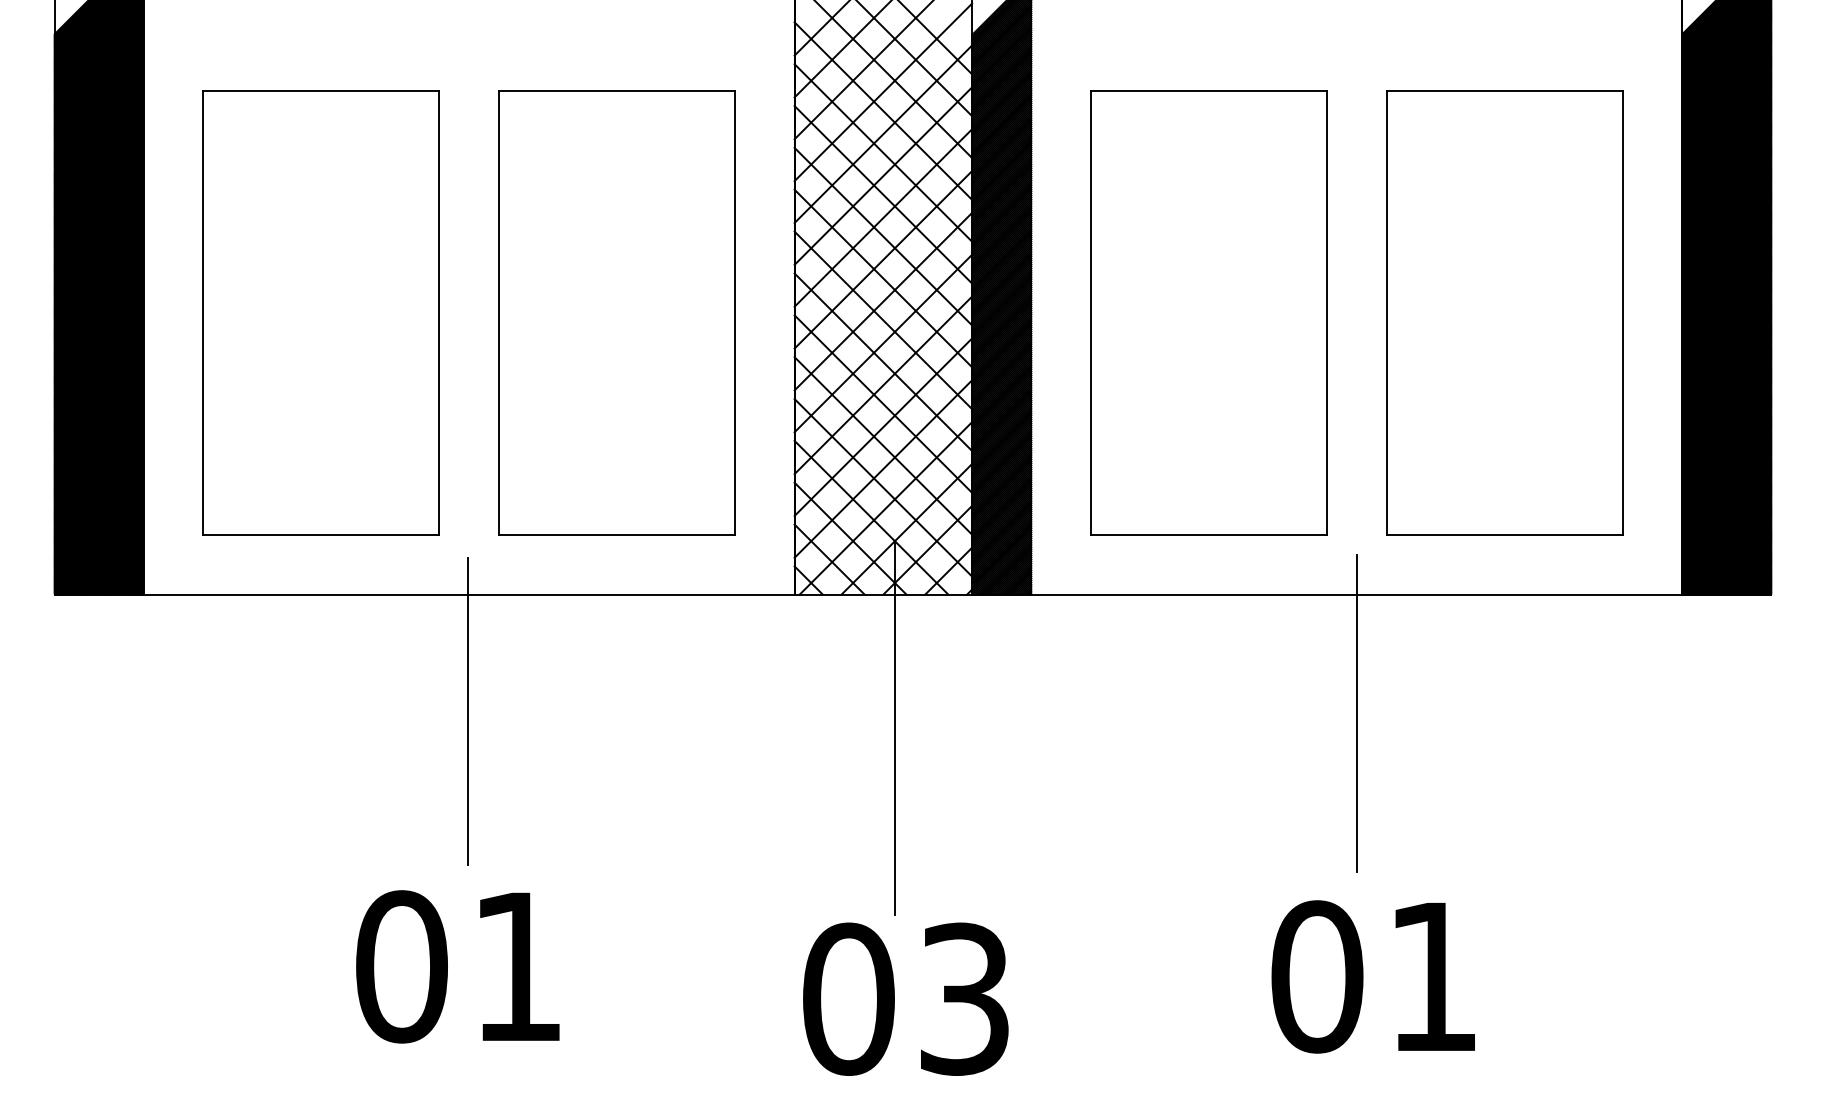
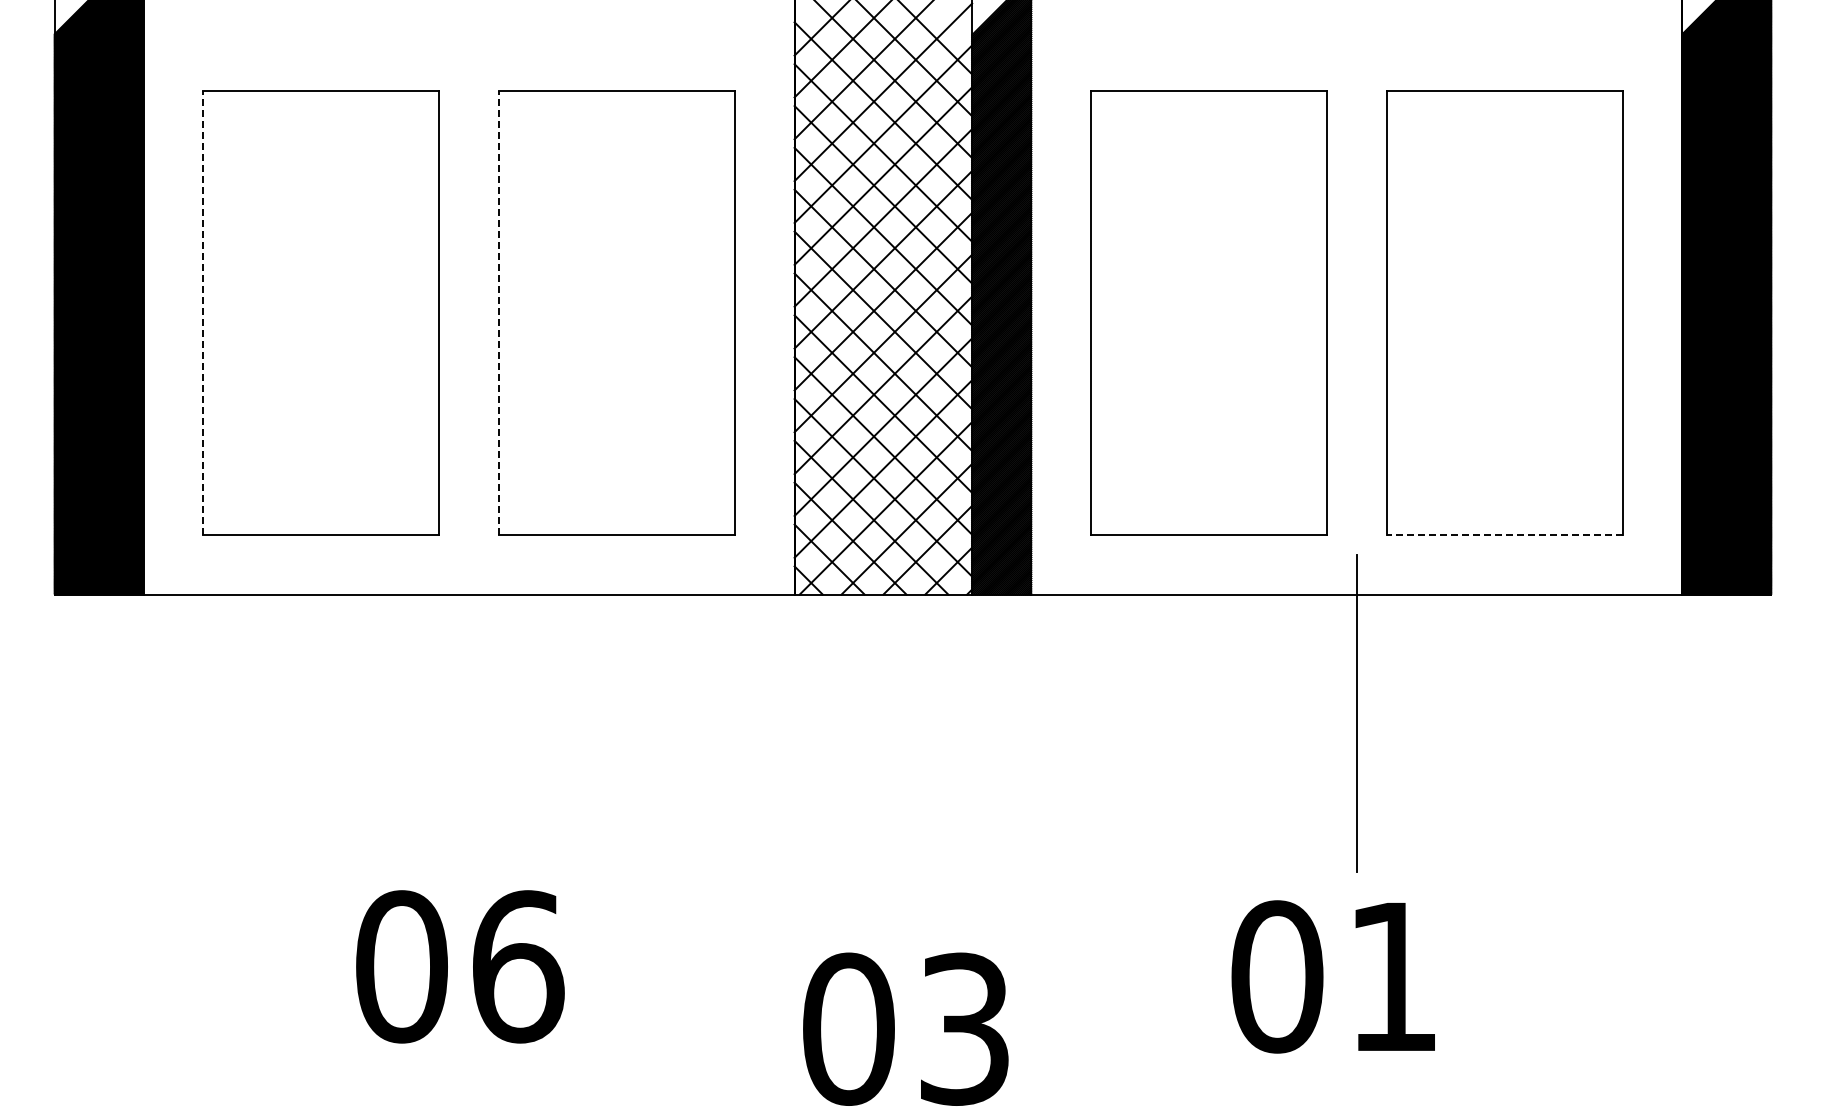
line: solid -> dashed (202, 313)
line: solid -> dashed (498, 313)
line: solid -> dashed (1504, 535)
line: present -> none (467, 711)
line: present -> none (894, 728)
text: 01 -> 06 (518, 966)
text position: (1372, 976) -> (1332, 976) (1332, 976)
text position: (905, 998) -> (905, 1028) (905, 1028)
